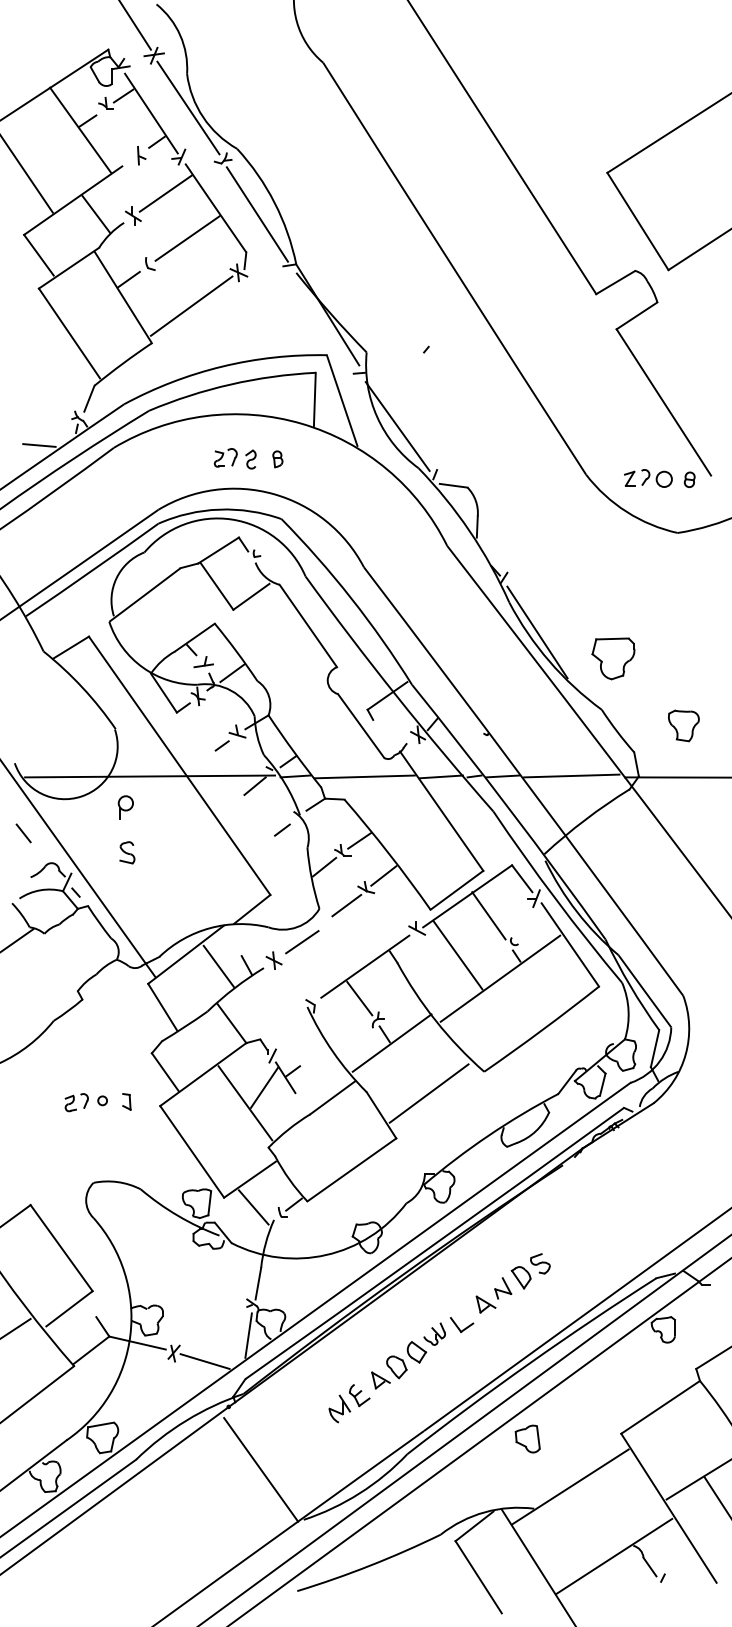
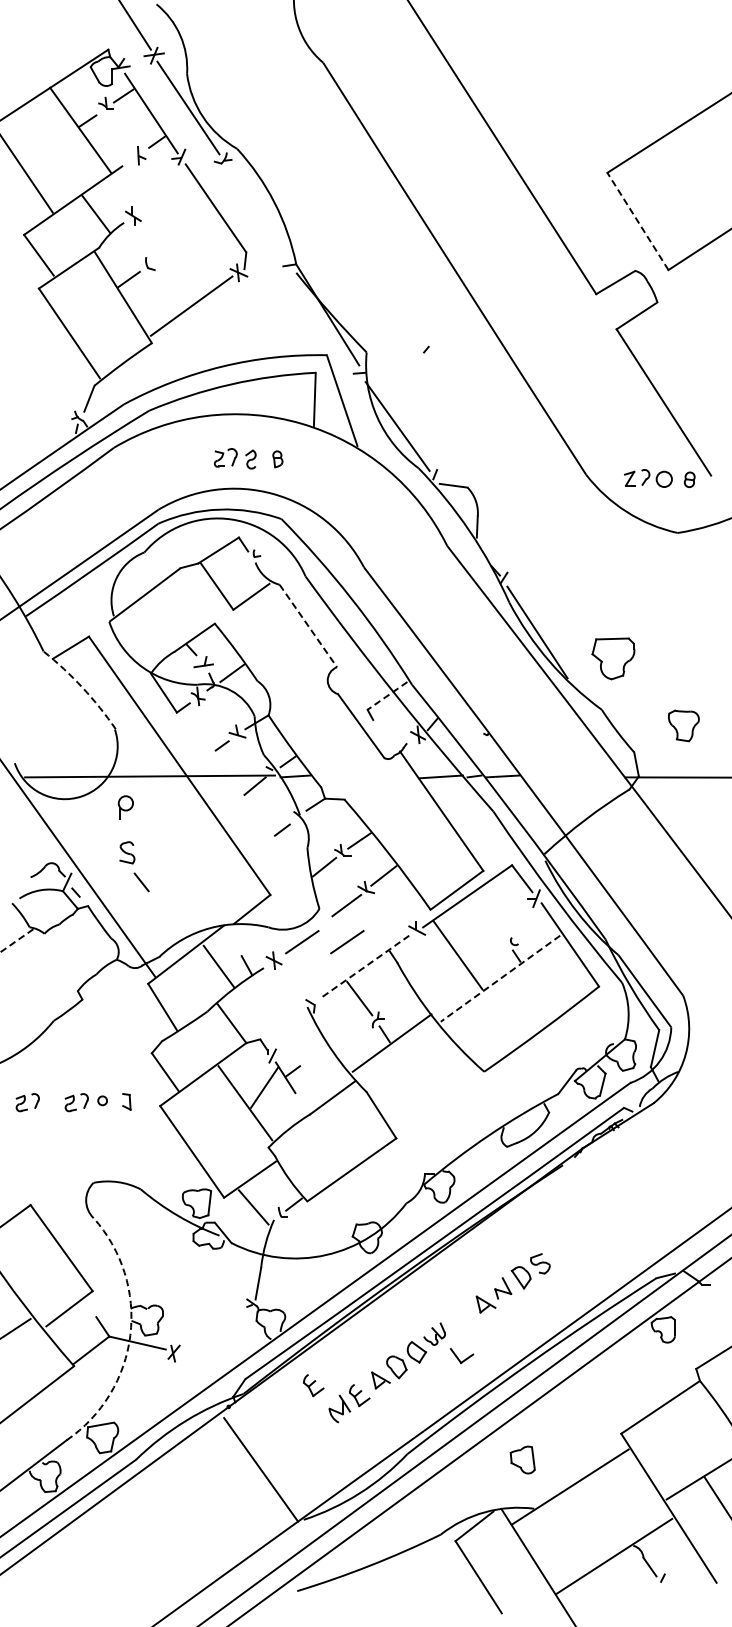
line: present -> none (165, 193)
line: present -> none (257, 214)
line: solid -> dashed (637, 221)
line: present -> none (187, 238)
line: present -> none (39, 445)
line: solid -> dashed (308, 626)
arc: solid -> dashed (82, 687)
line: solid -> dashed (387, 696)
line: present -> none (571, 775)
line: present -> none (364, 776)
line position: (23, 833) -> (141, 882) (141, 882)
line: present -> none (488, 915)
line: solid -> dashed (16, 941)
line: none -> present (347, 942)
line: solid -> dashed (365, 966)
line: solid -> dashed (500, 978)
line: present -> none (428, 1093)
part: none -> present (27, 1102)
part position: (462, 1324) -> (462, 1355) (462, 1355)
arc: solid -> dashed (130, 1335)
line: present -> none (248, 1335)
line: present -> none (204, 1361)
part: none -> present (313, 1385)
part position: (527, 1438) -> (522, 1459) (522, 1459)
